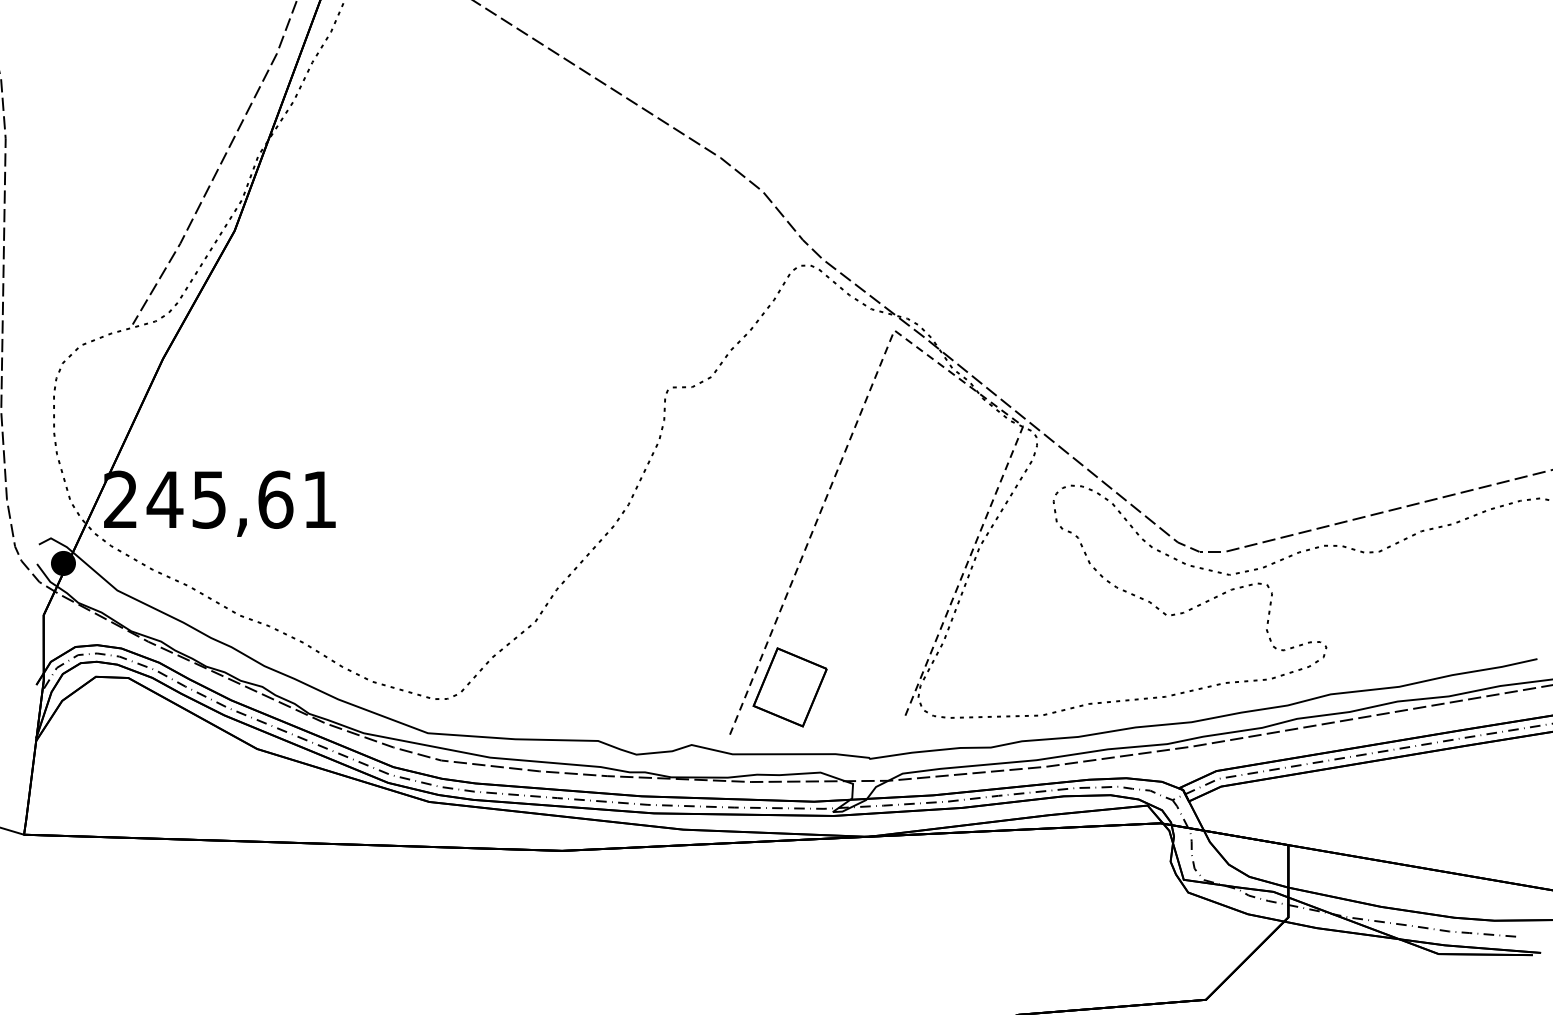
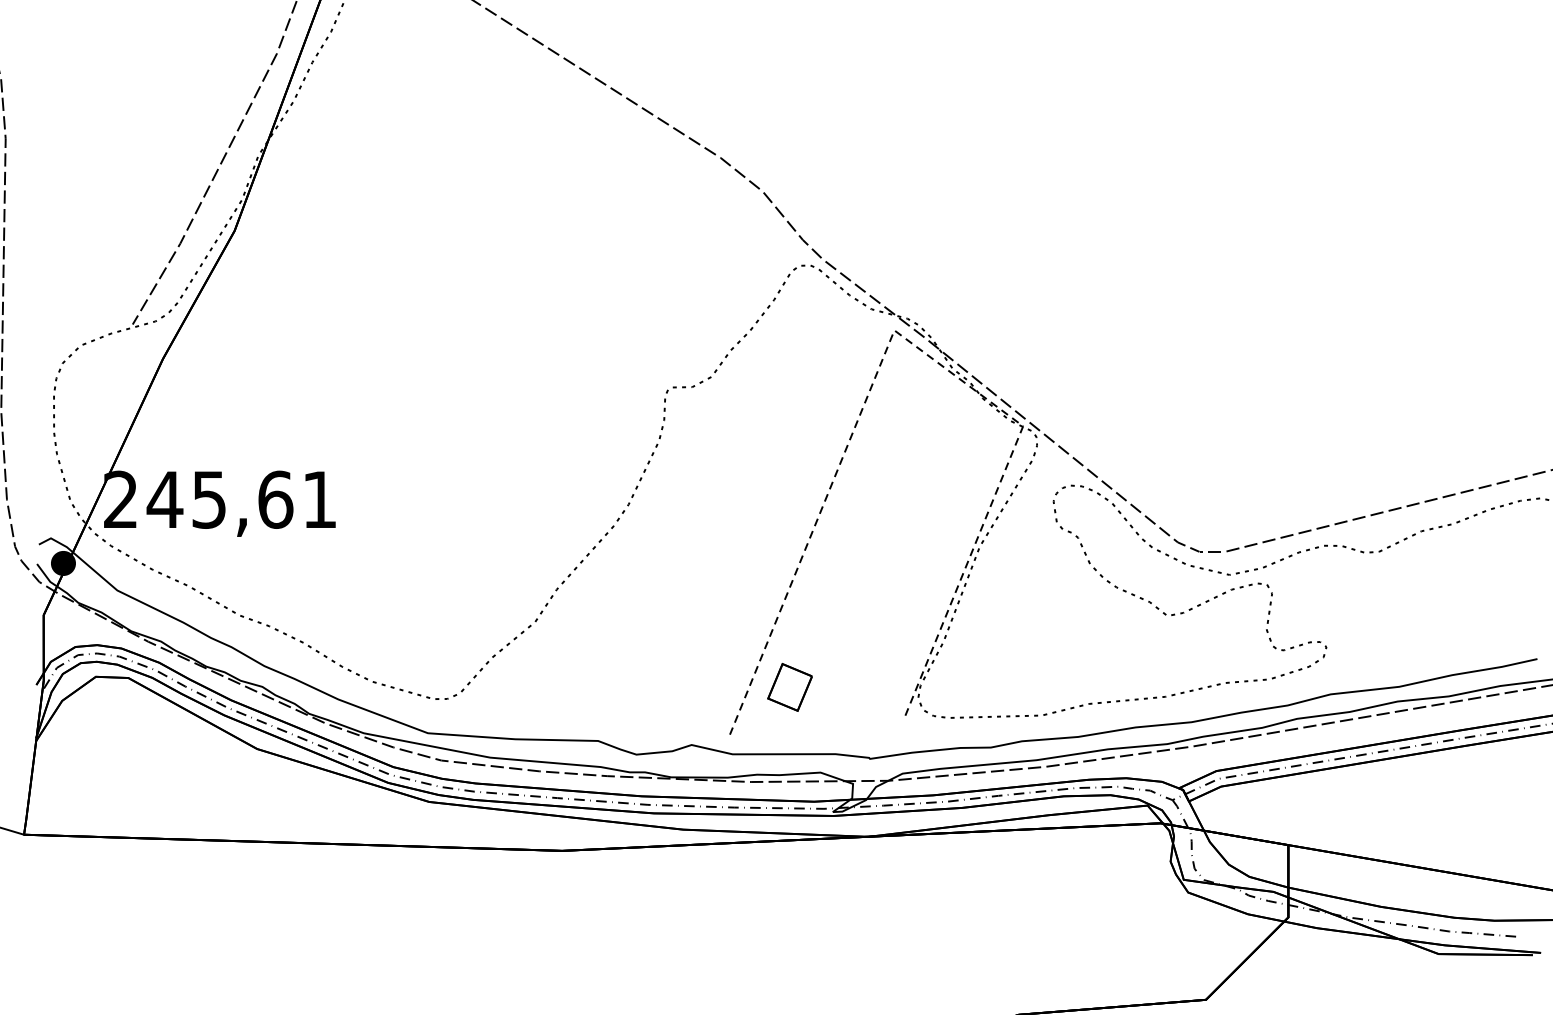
part size: 76x81 px -> 46x49 px (789, 687)
